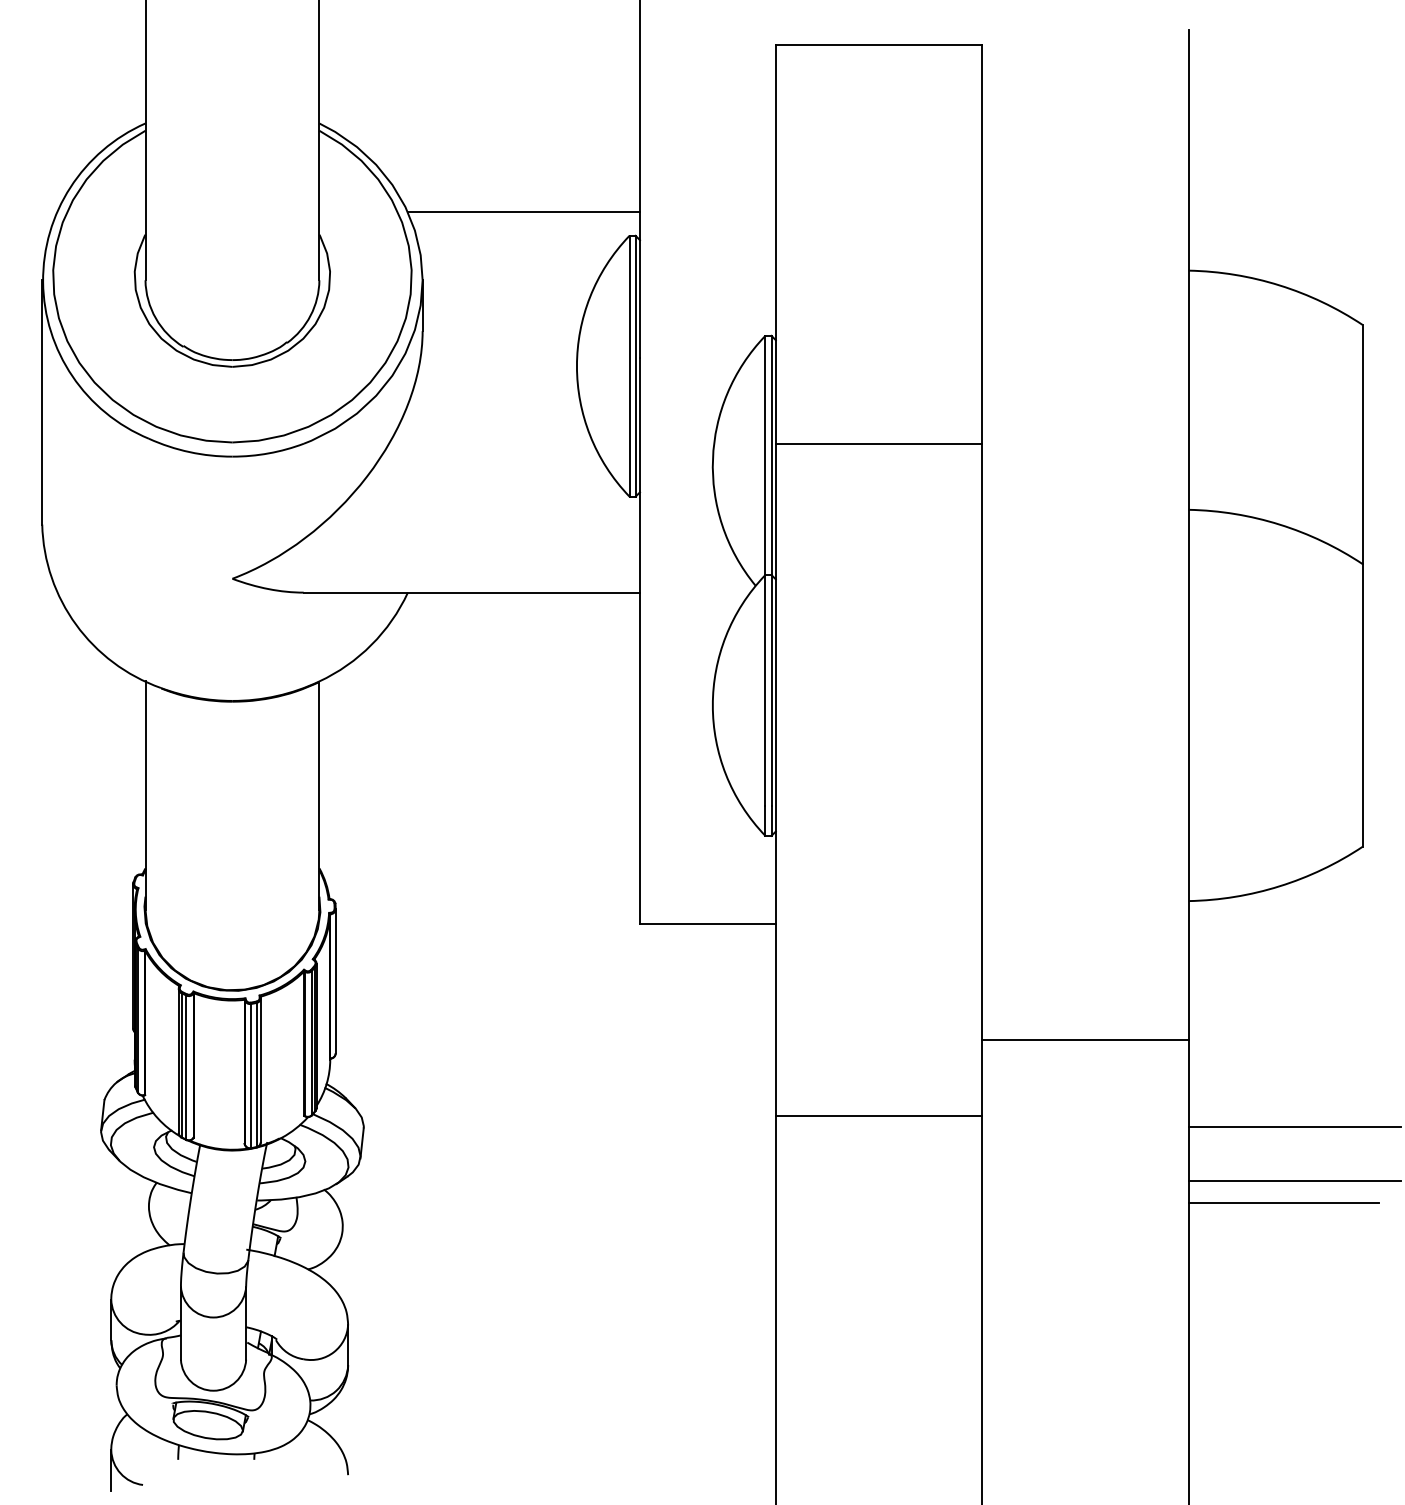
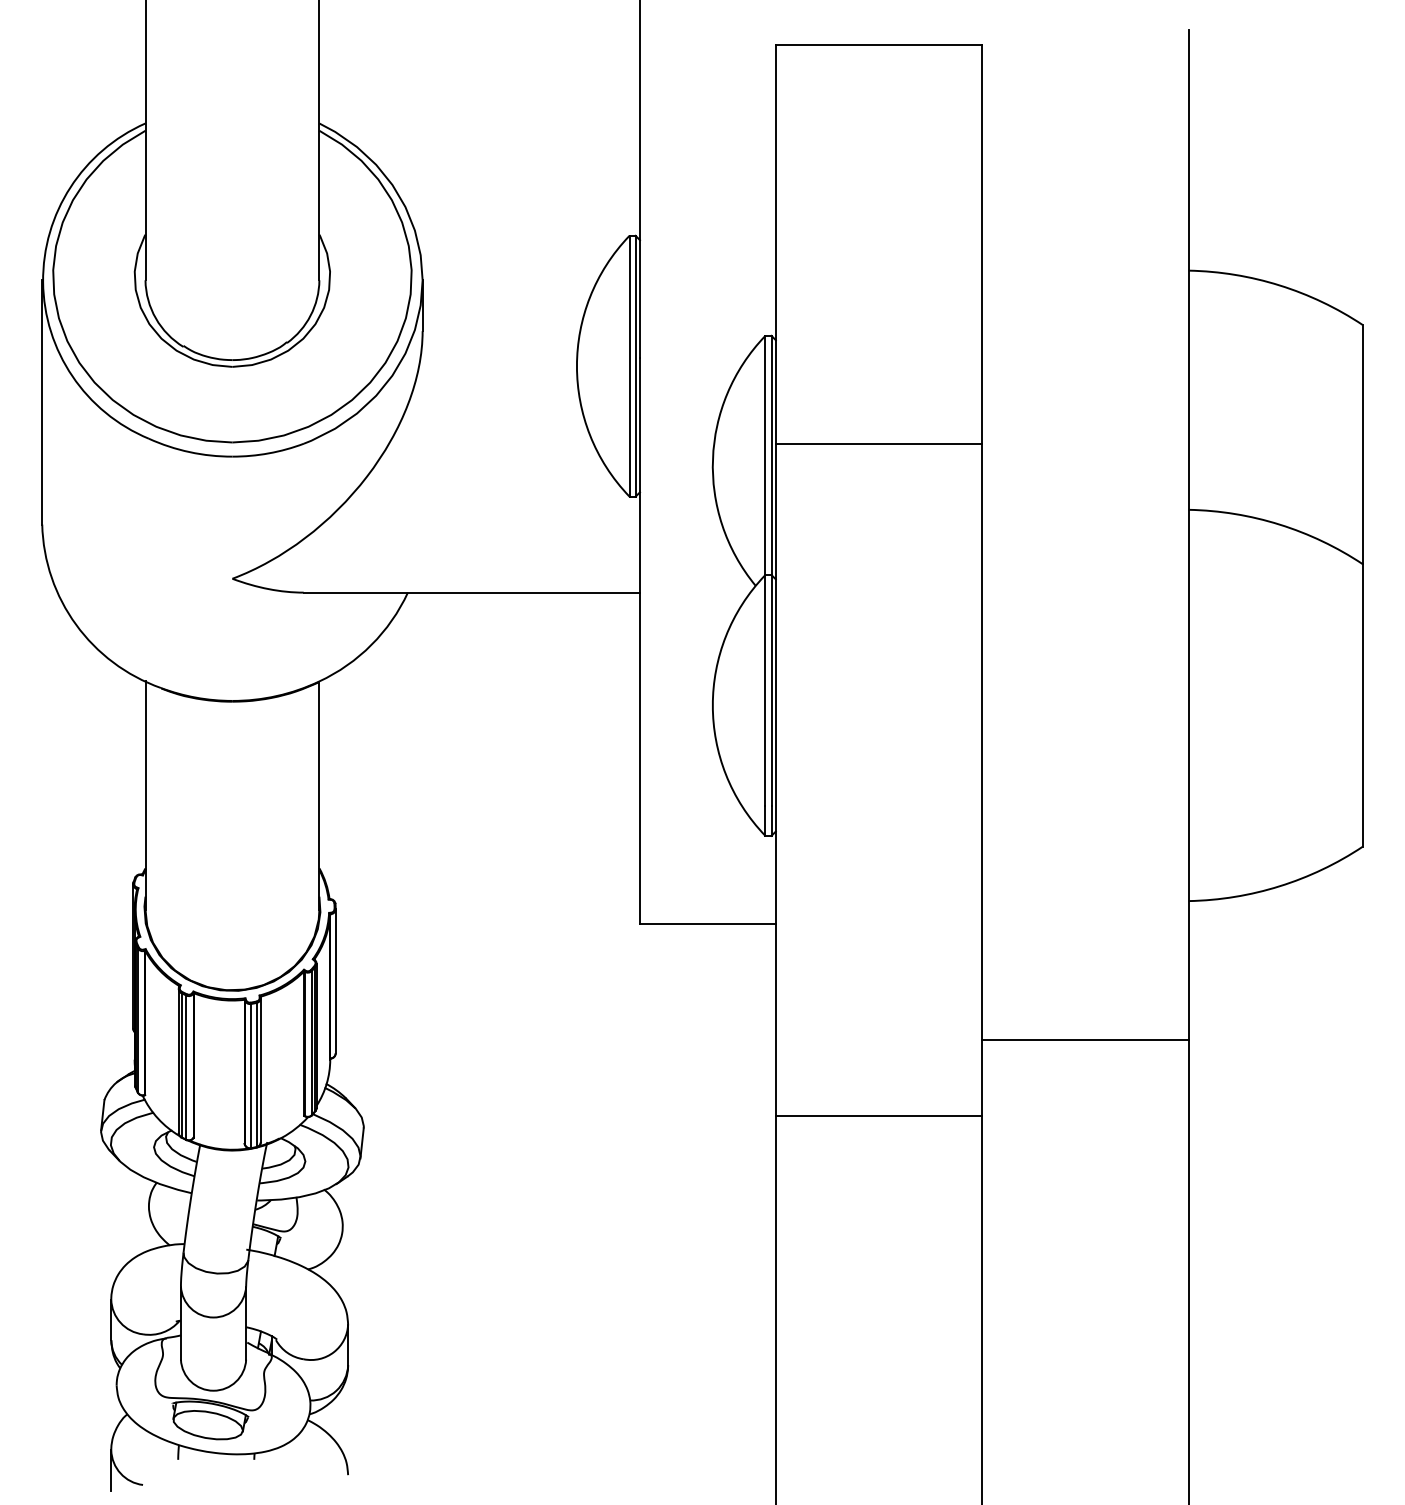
line: present -> none (523, 212)
line: present -> none (1294, 1127)
line: present -> none (1294, 1181)
line: present -> none (1283, 1203)
